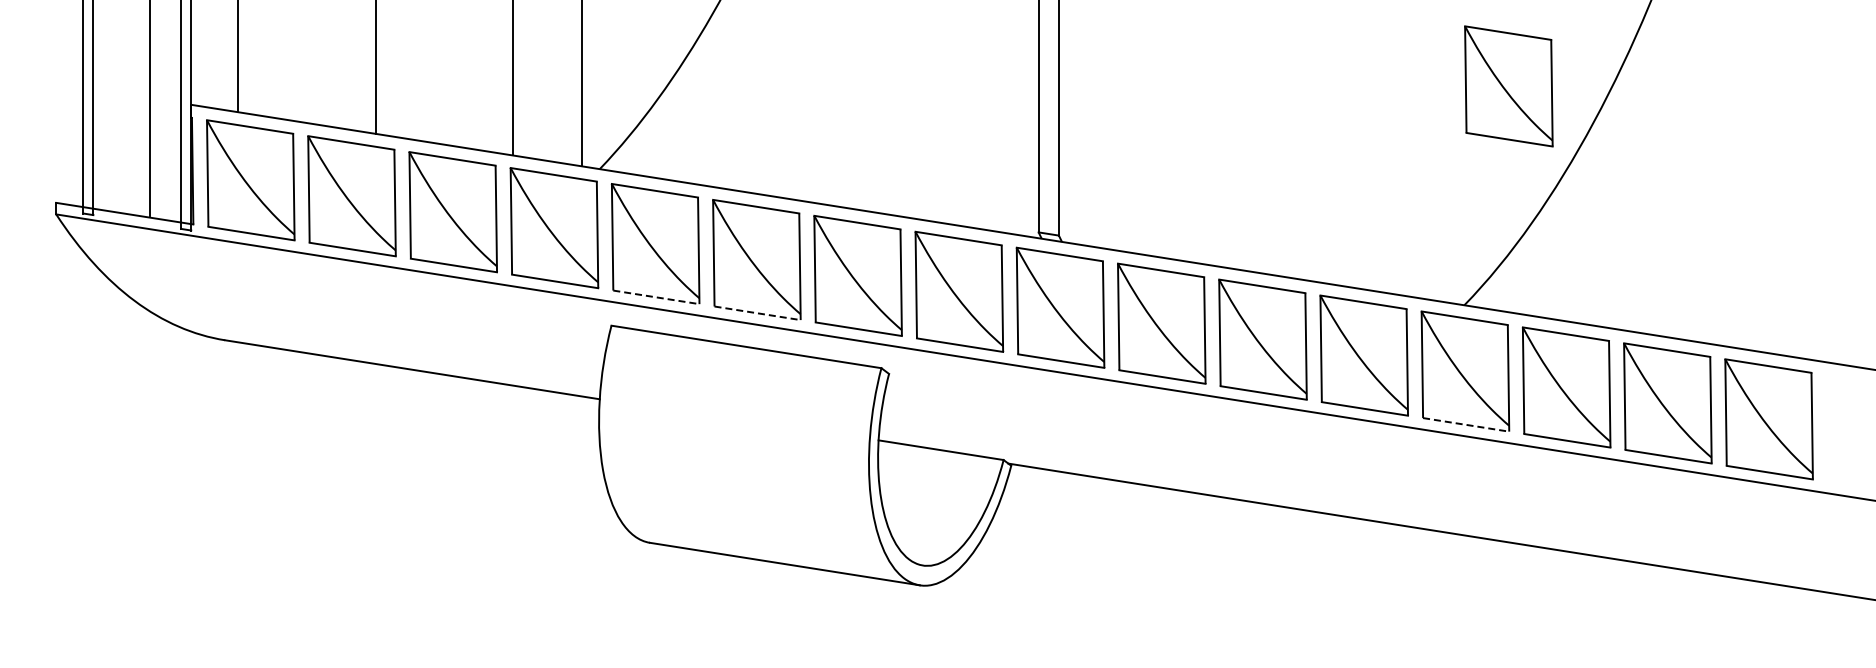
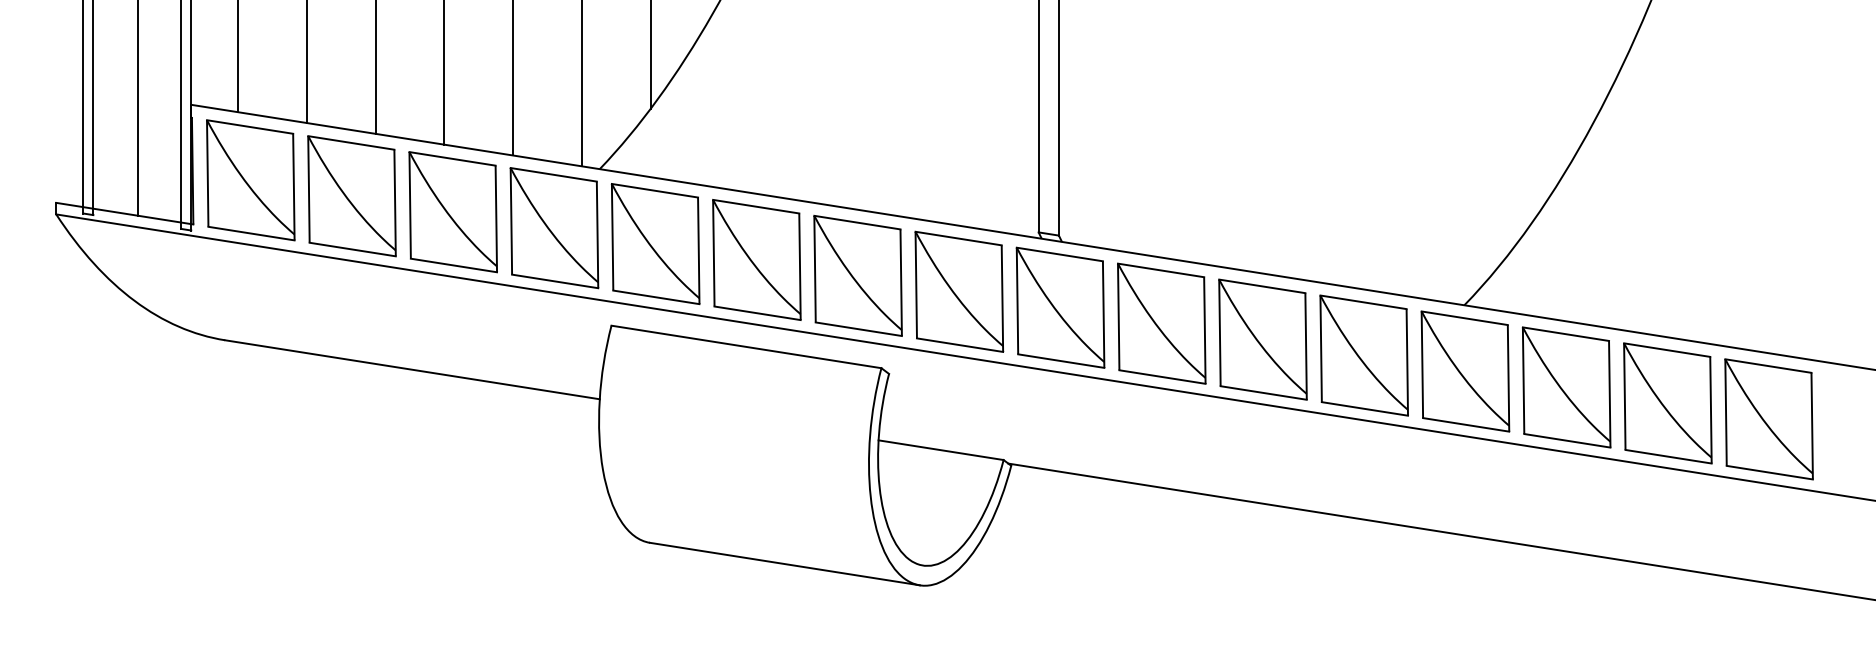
line: none -> present (650, 55)
line: none -> present (306, 62)
line: none -> present (444, 73)
part: present -> none (1508, 86)
line position: (149, 108) -> (137, 108) (137, 108)
line: dashed -> solid (656, 297)
line: dashed -> solid (757, 313)
line: dashed -> solid (1466, 424)
